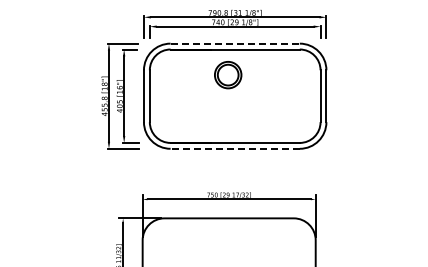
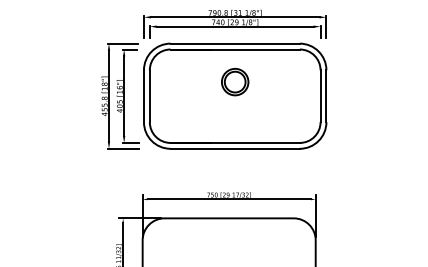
line: dashed -> solid (235, 43)
part position: (228, 75) -> (235, 82) (235, 82)
line: dashed -> solid (235, 148)
